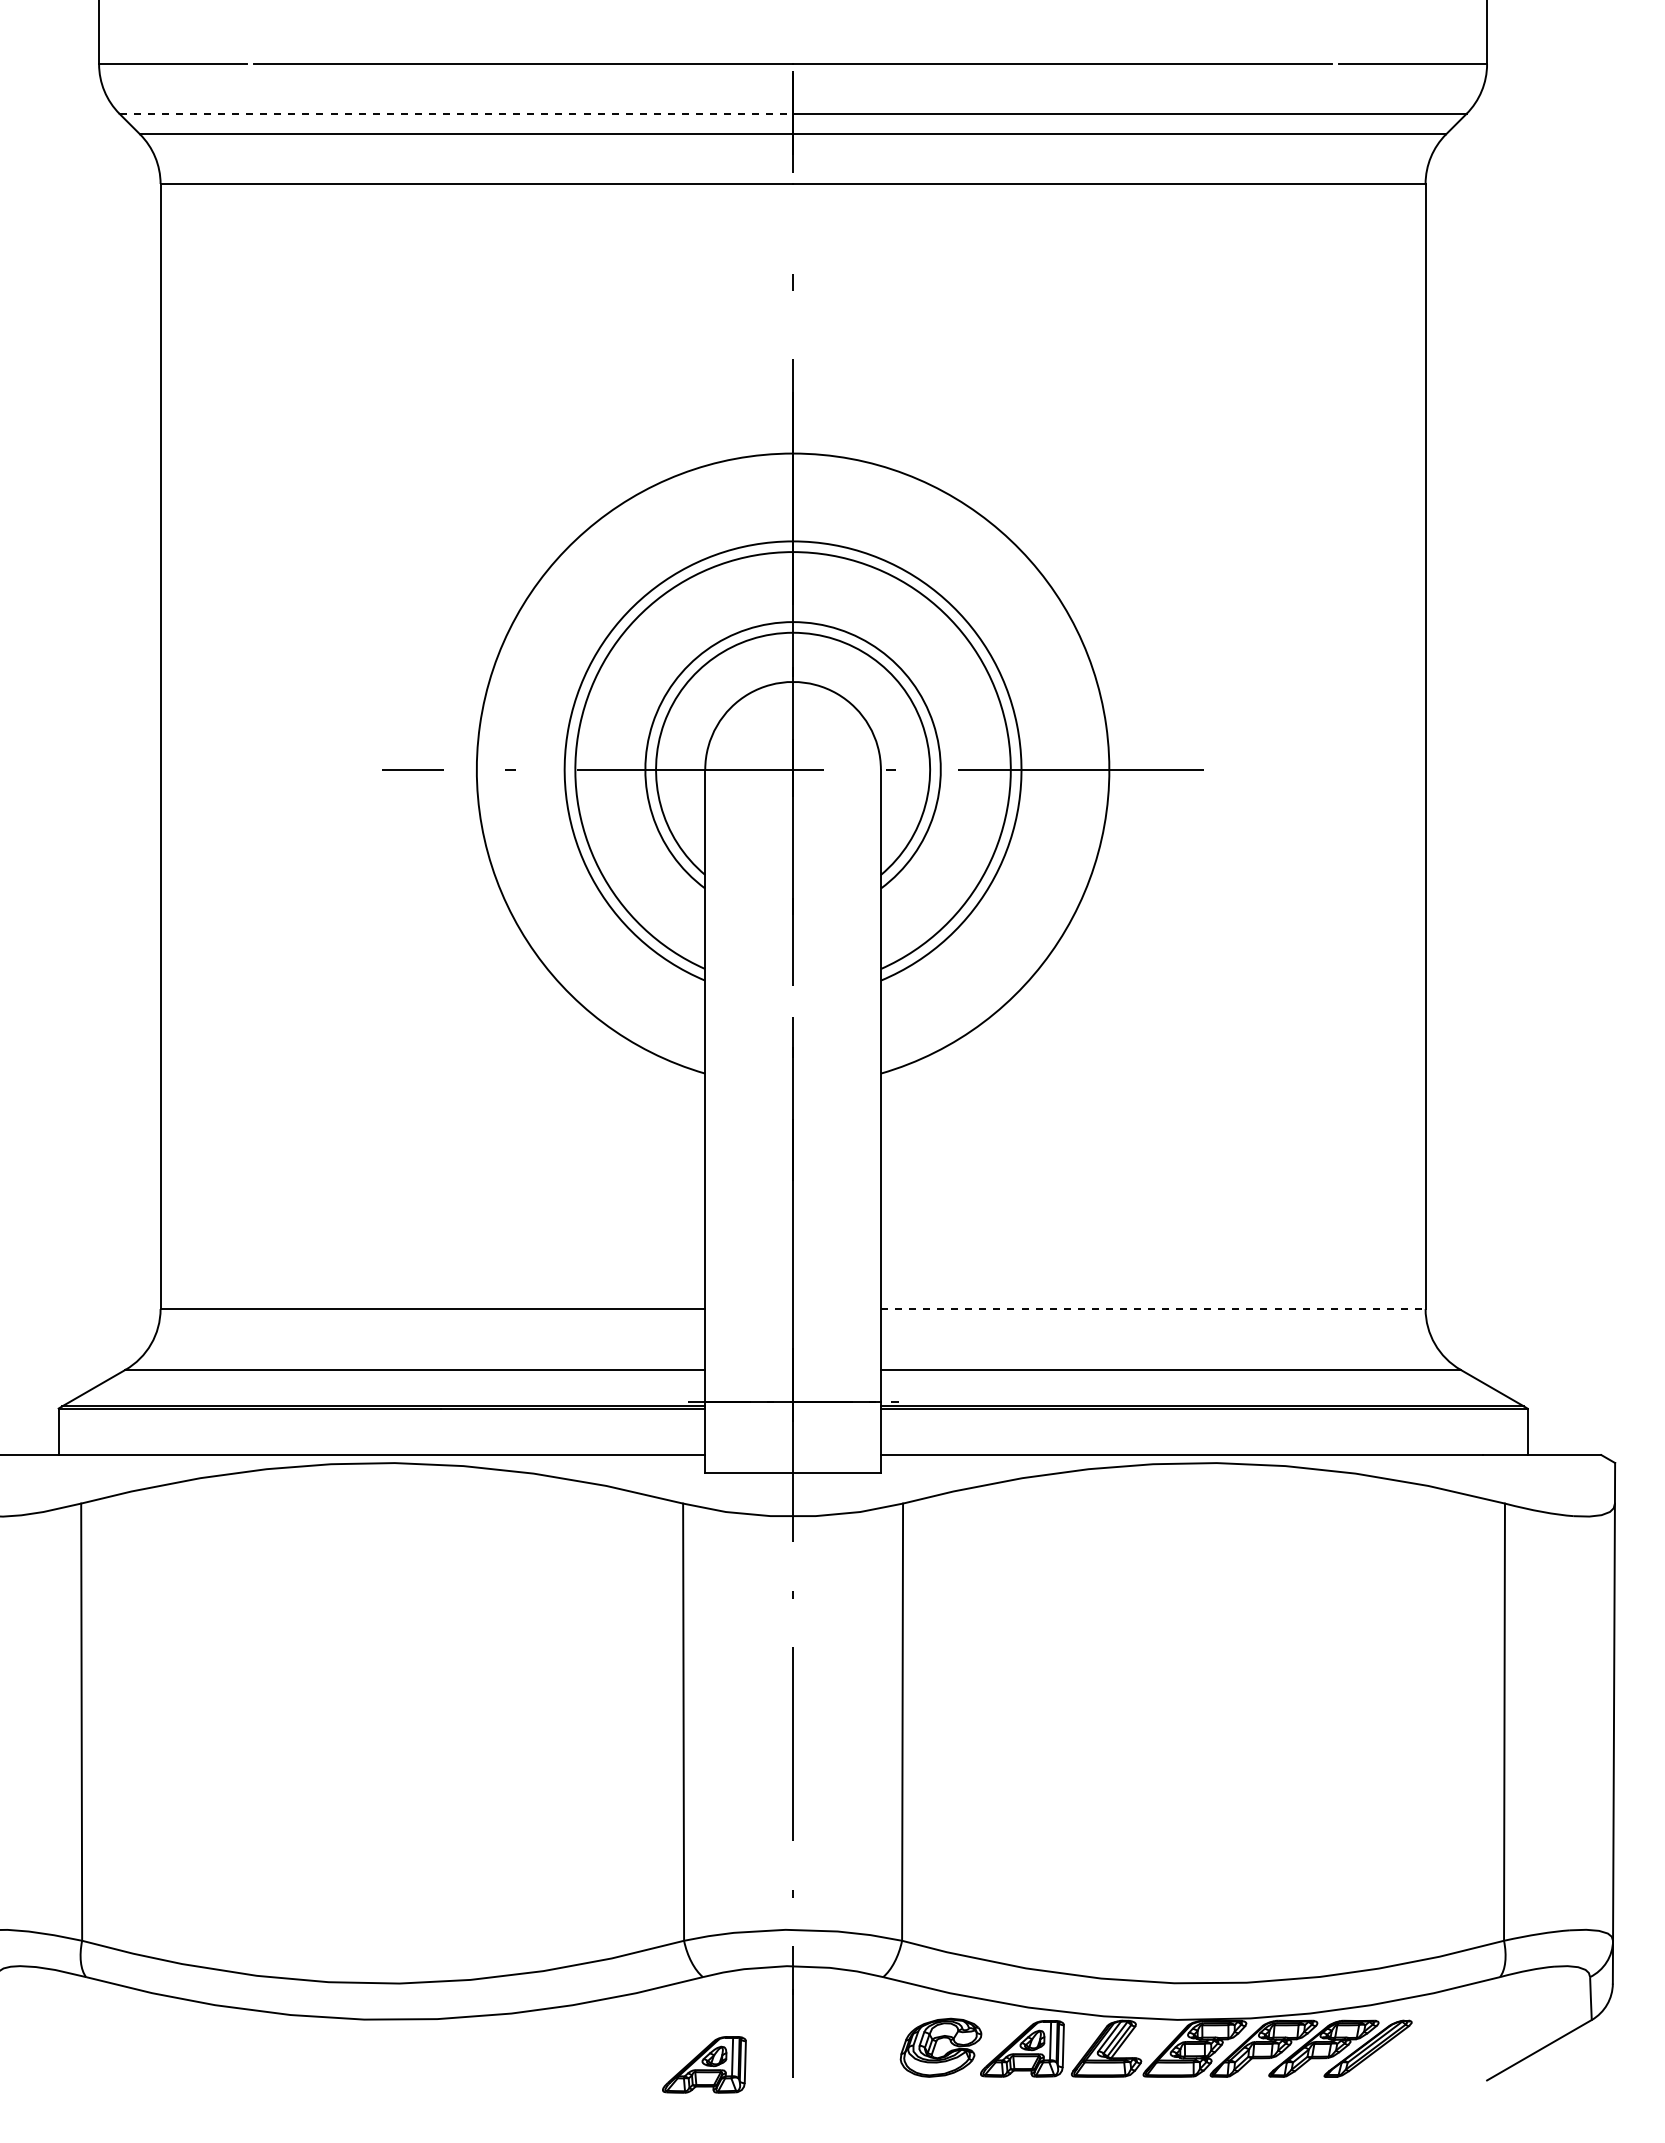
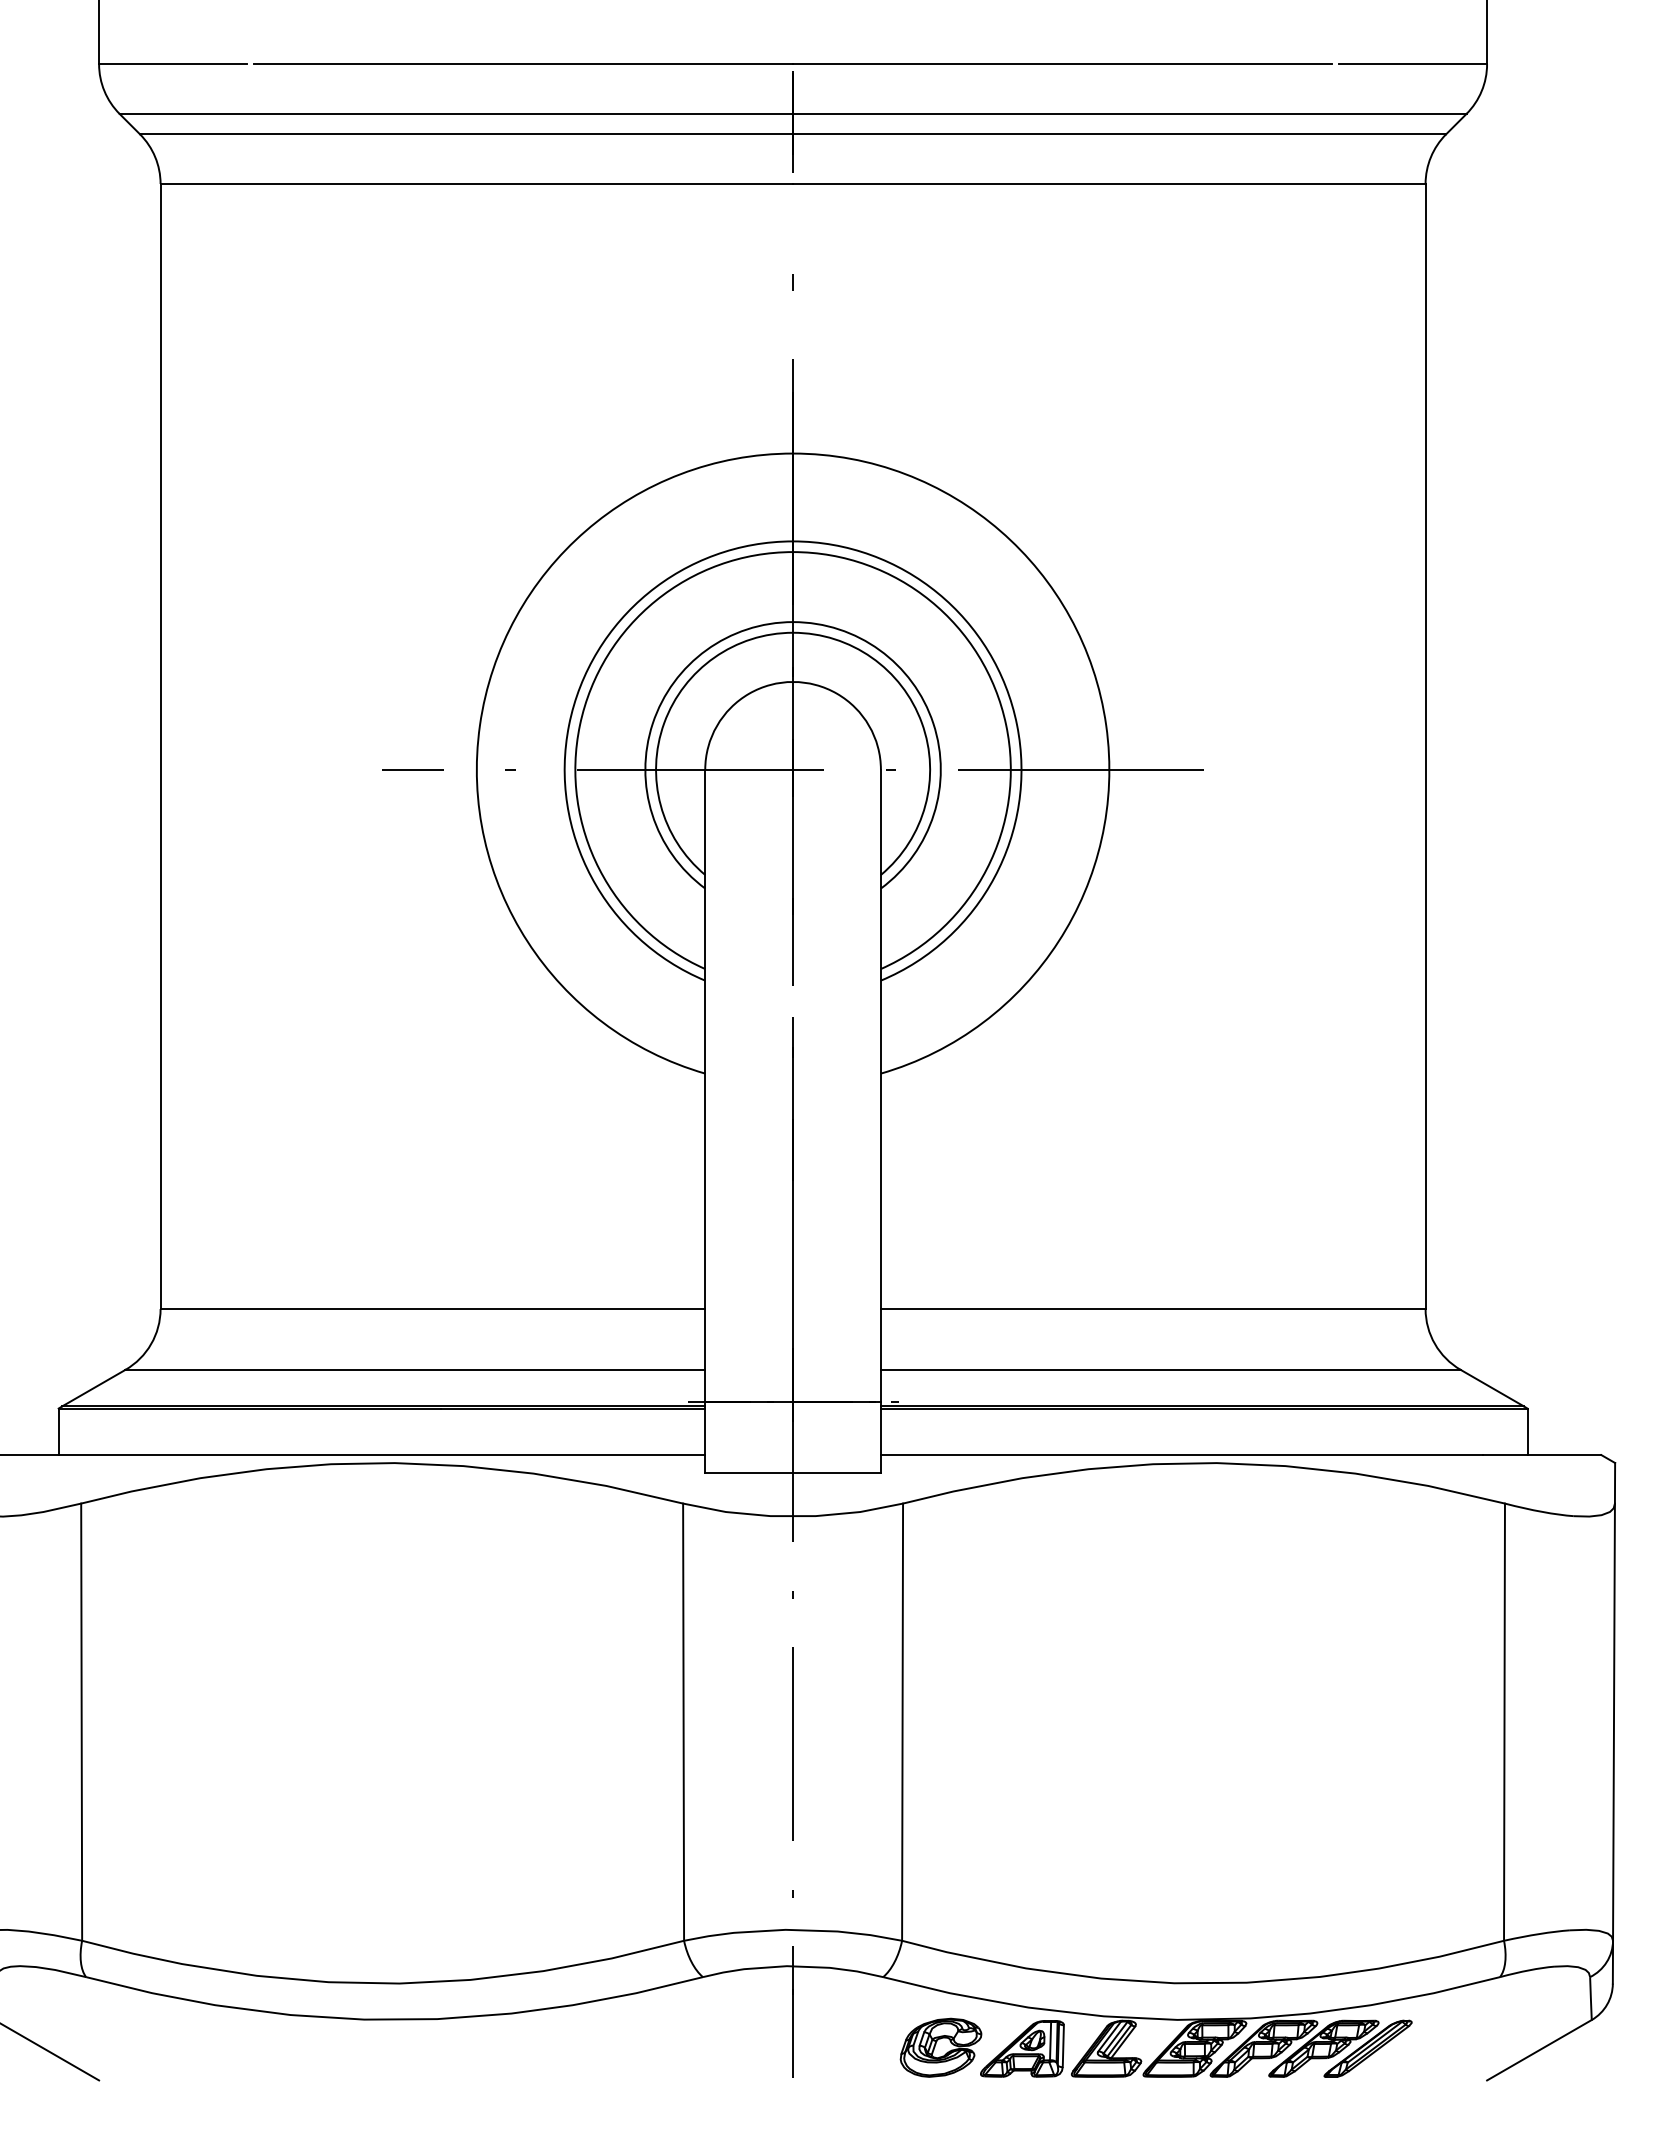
line: dashed -> solid (456, 113)
line: dashed -> solid (1153, 1309)
line: none -> present (50, 2052)
part: present -> none (704, 2064)
